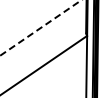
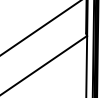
line: dashed -> solid (40, 28)
